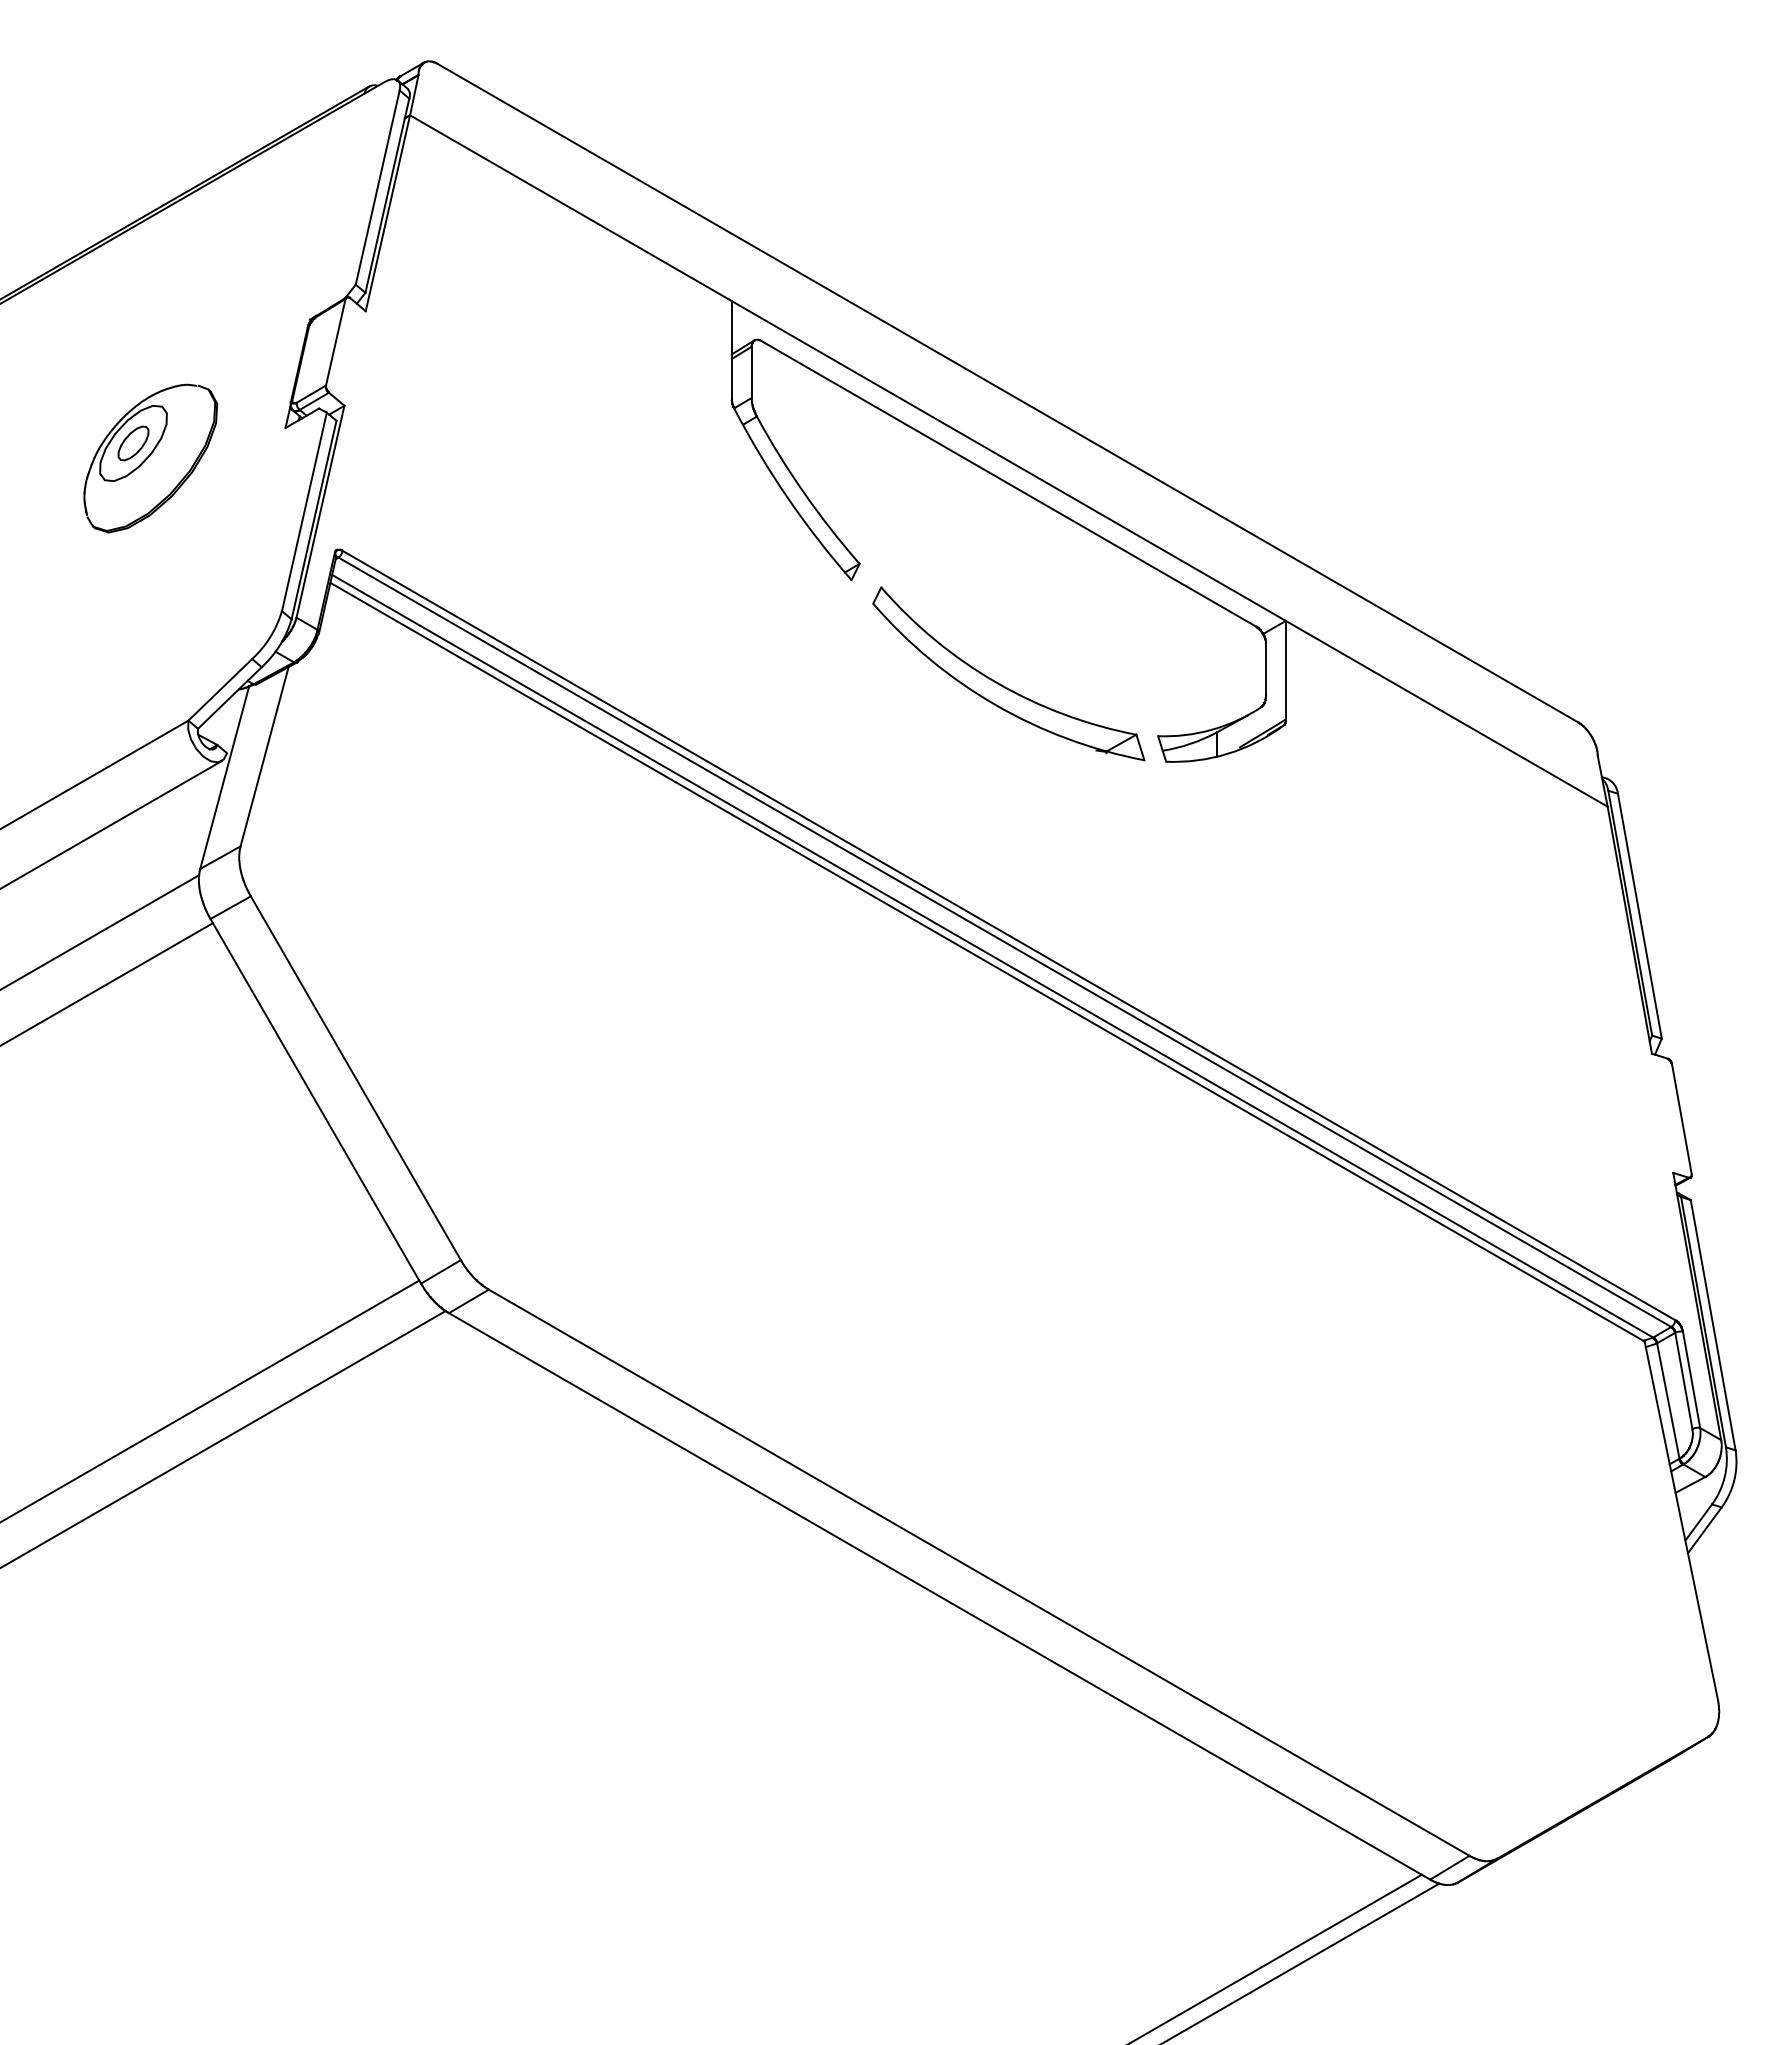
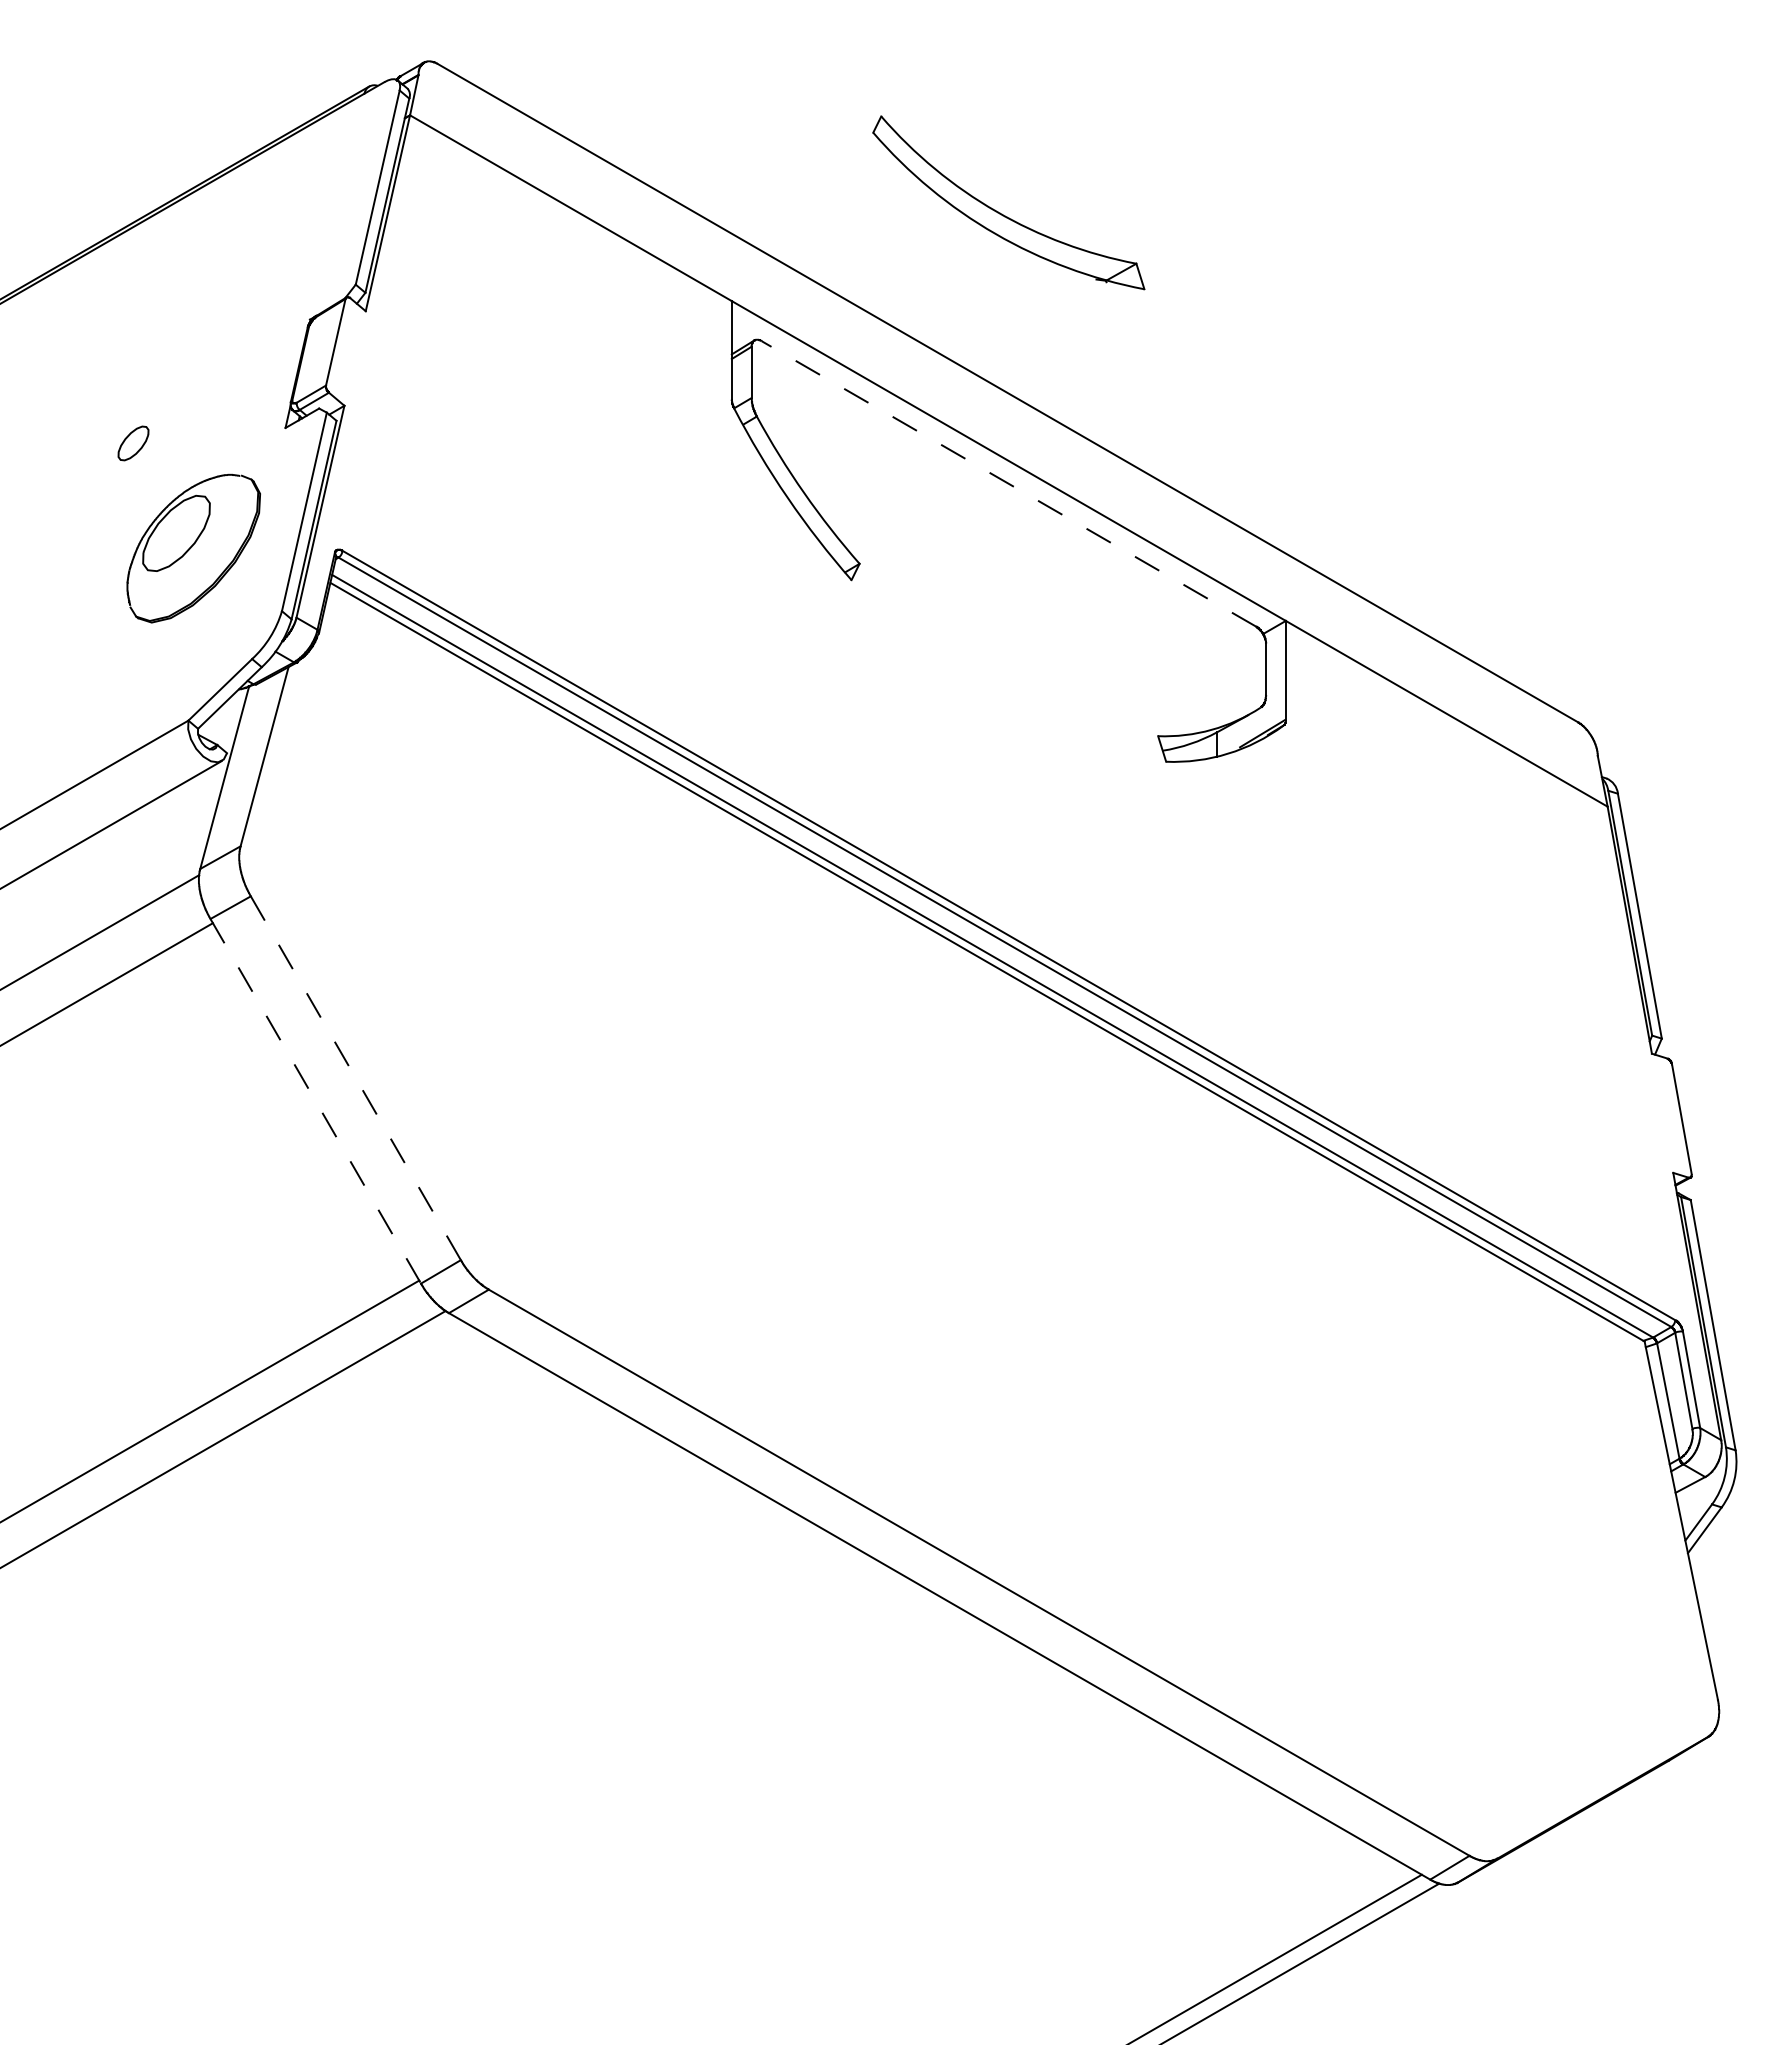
part position: (150, 458) -> (193, 548) (193, 548)
line: solid -> dashed (1008, 483)
part position: (1002, 684) -> (1002, 213) (1002, 213)
line: solid -> dashed (356, 1078)
line: solid -> dashed (315, 1101)
